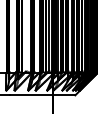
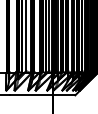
line: none -> present (26, 36)
